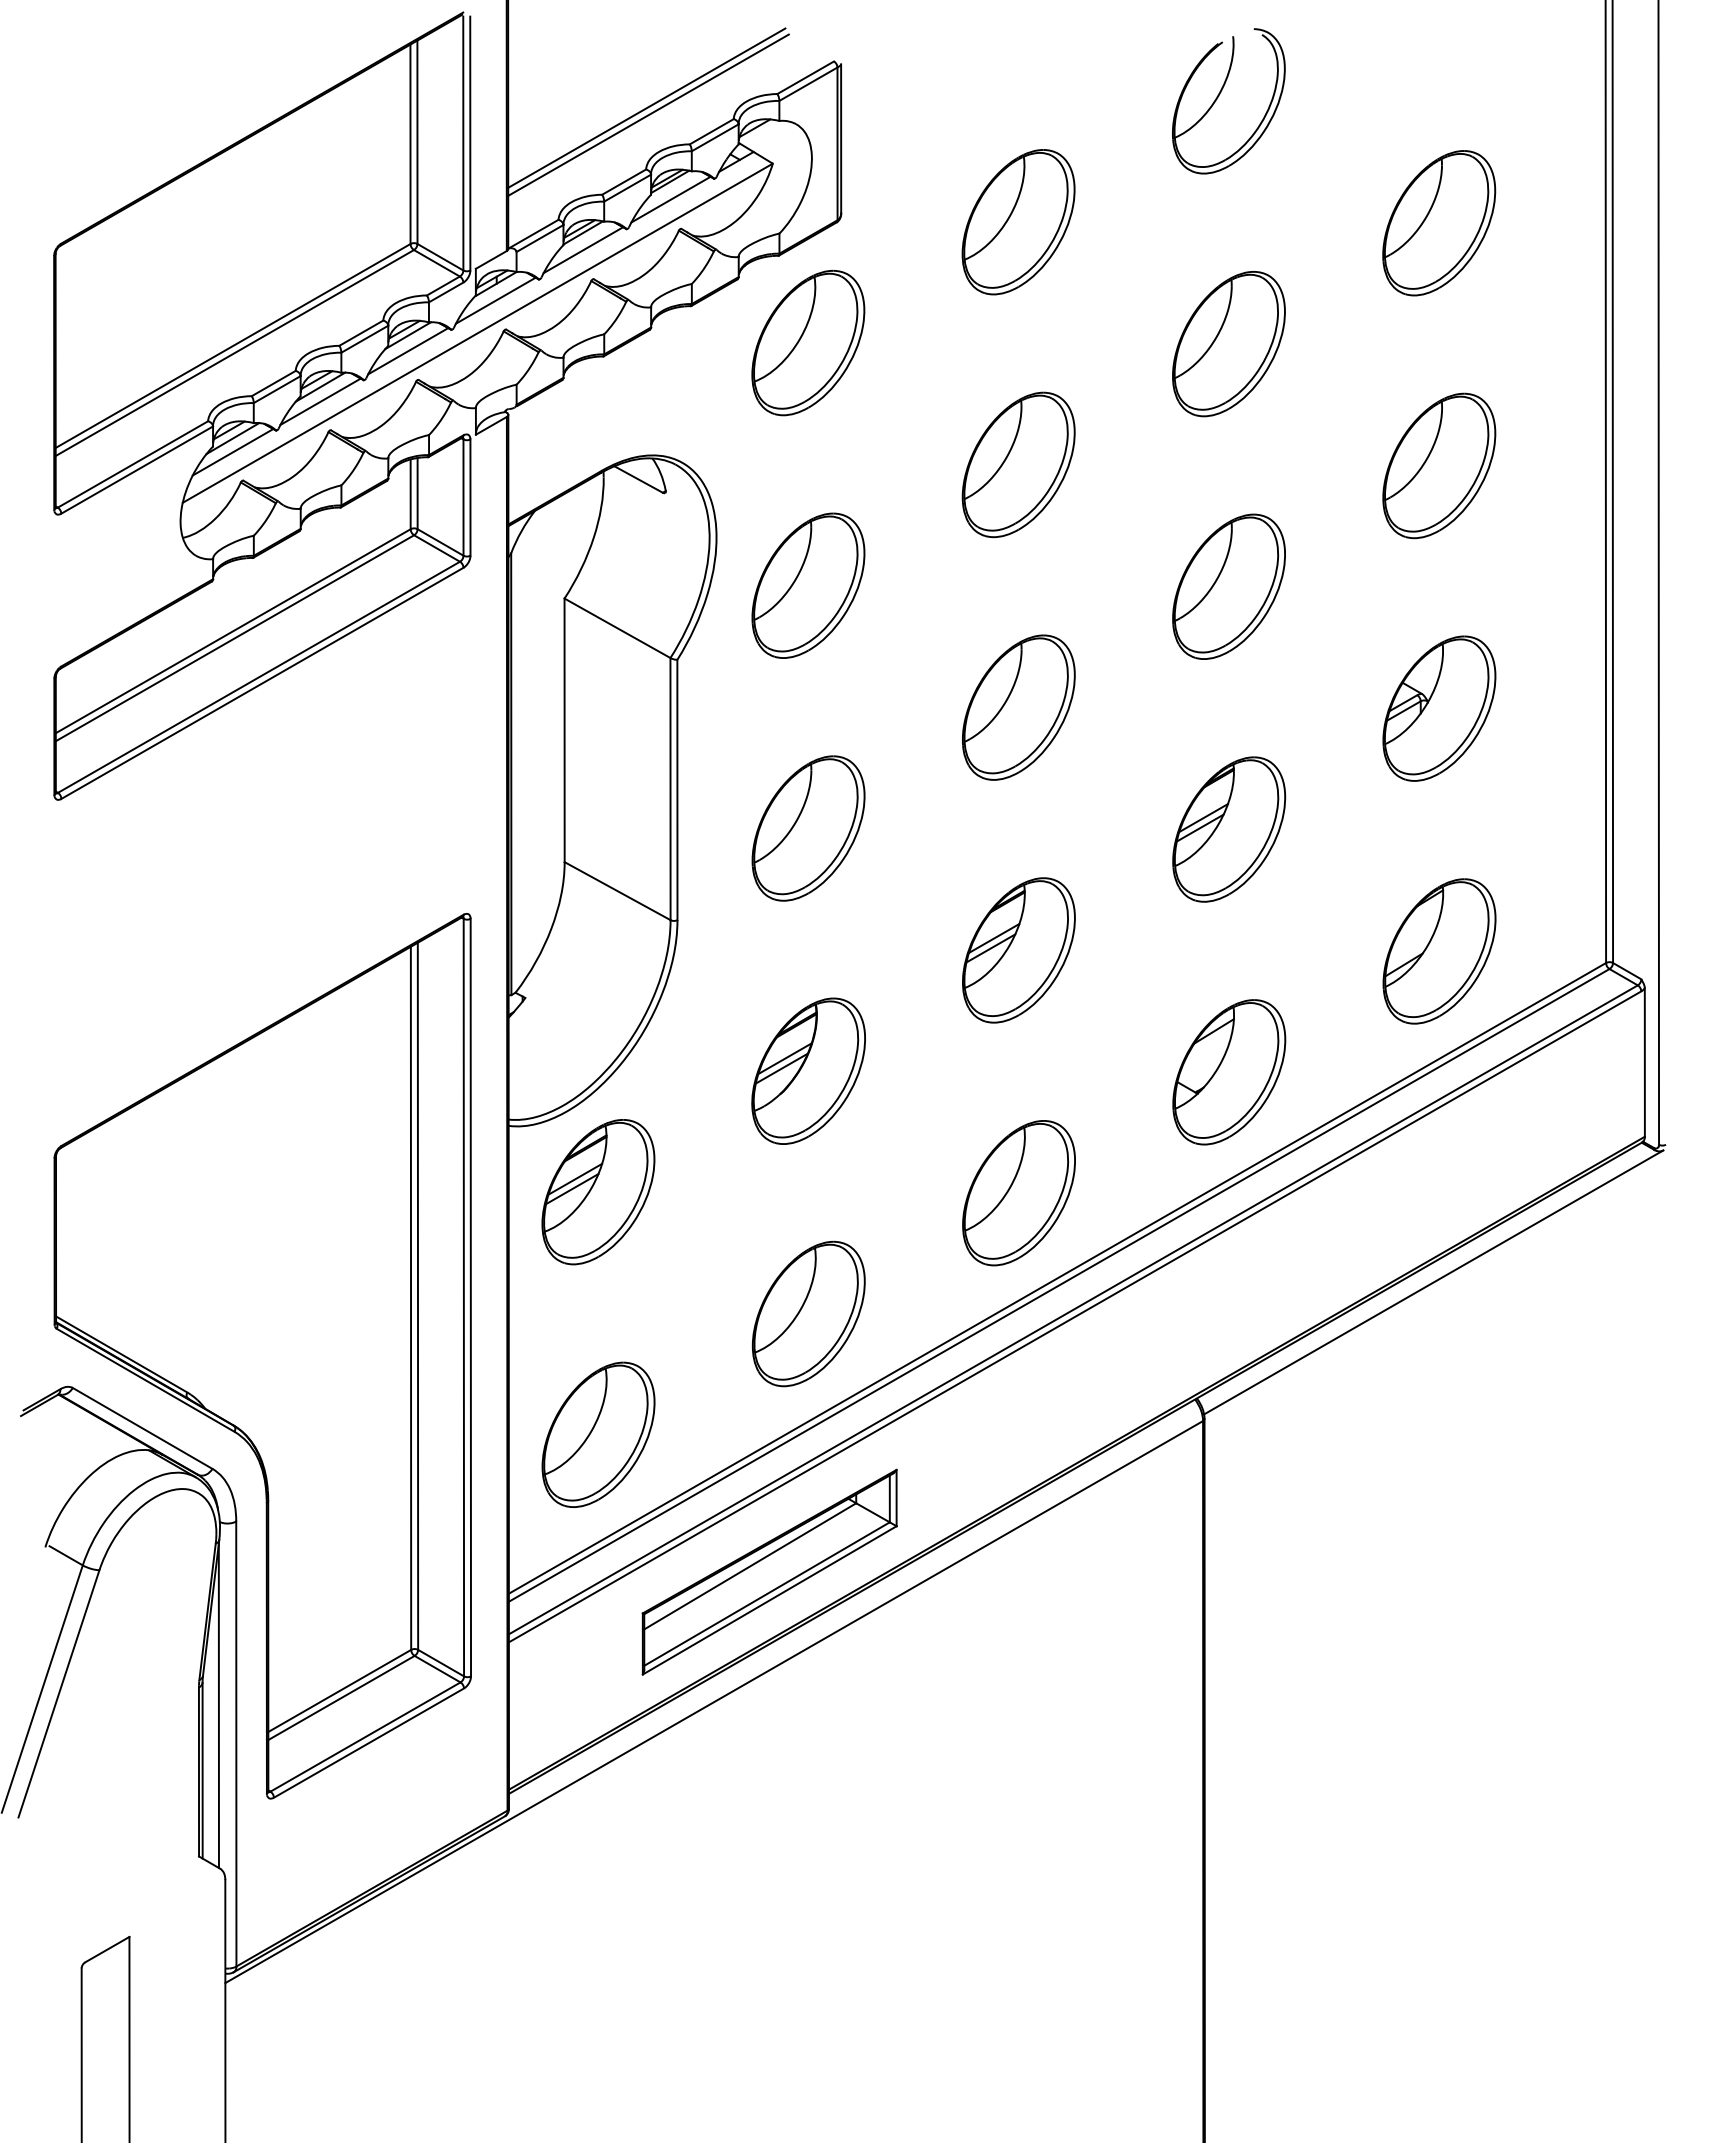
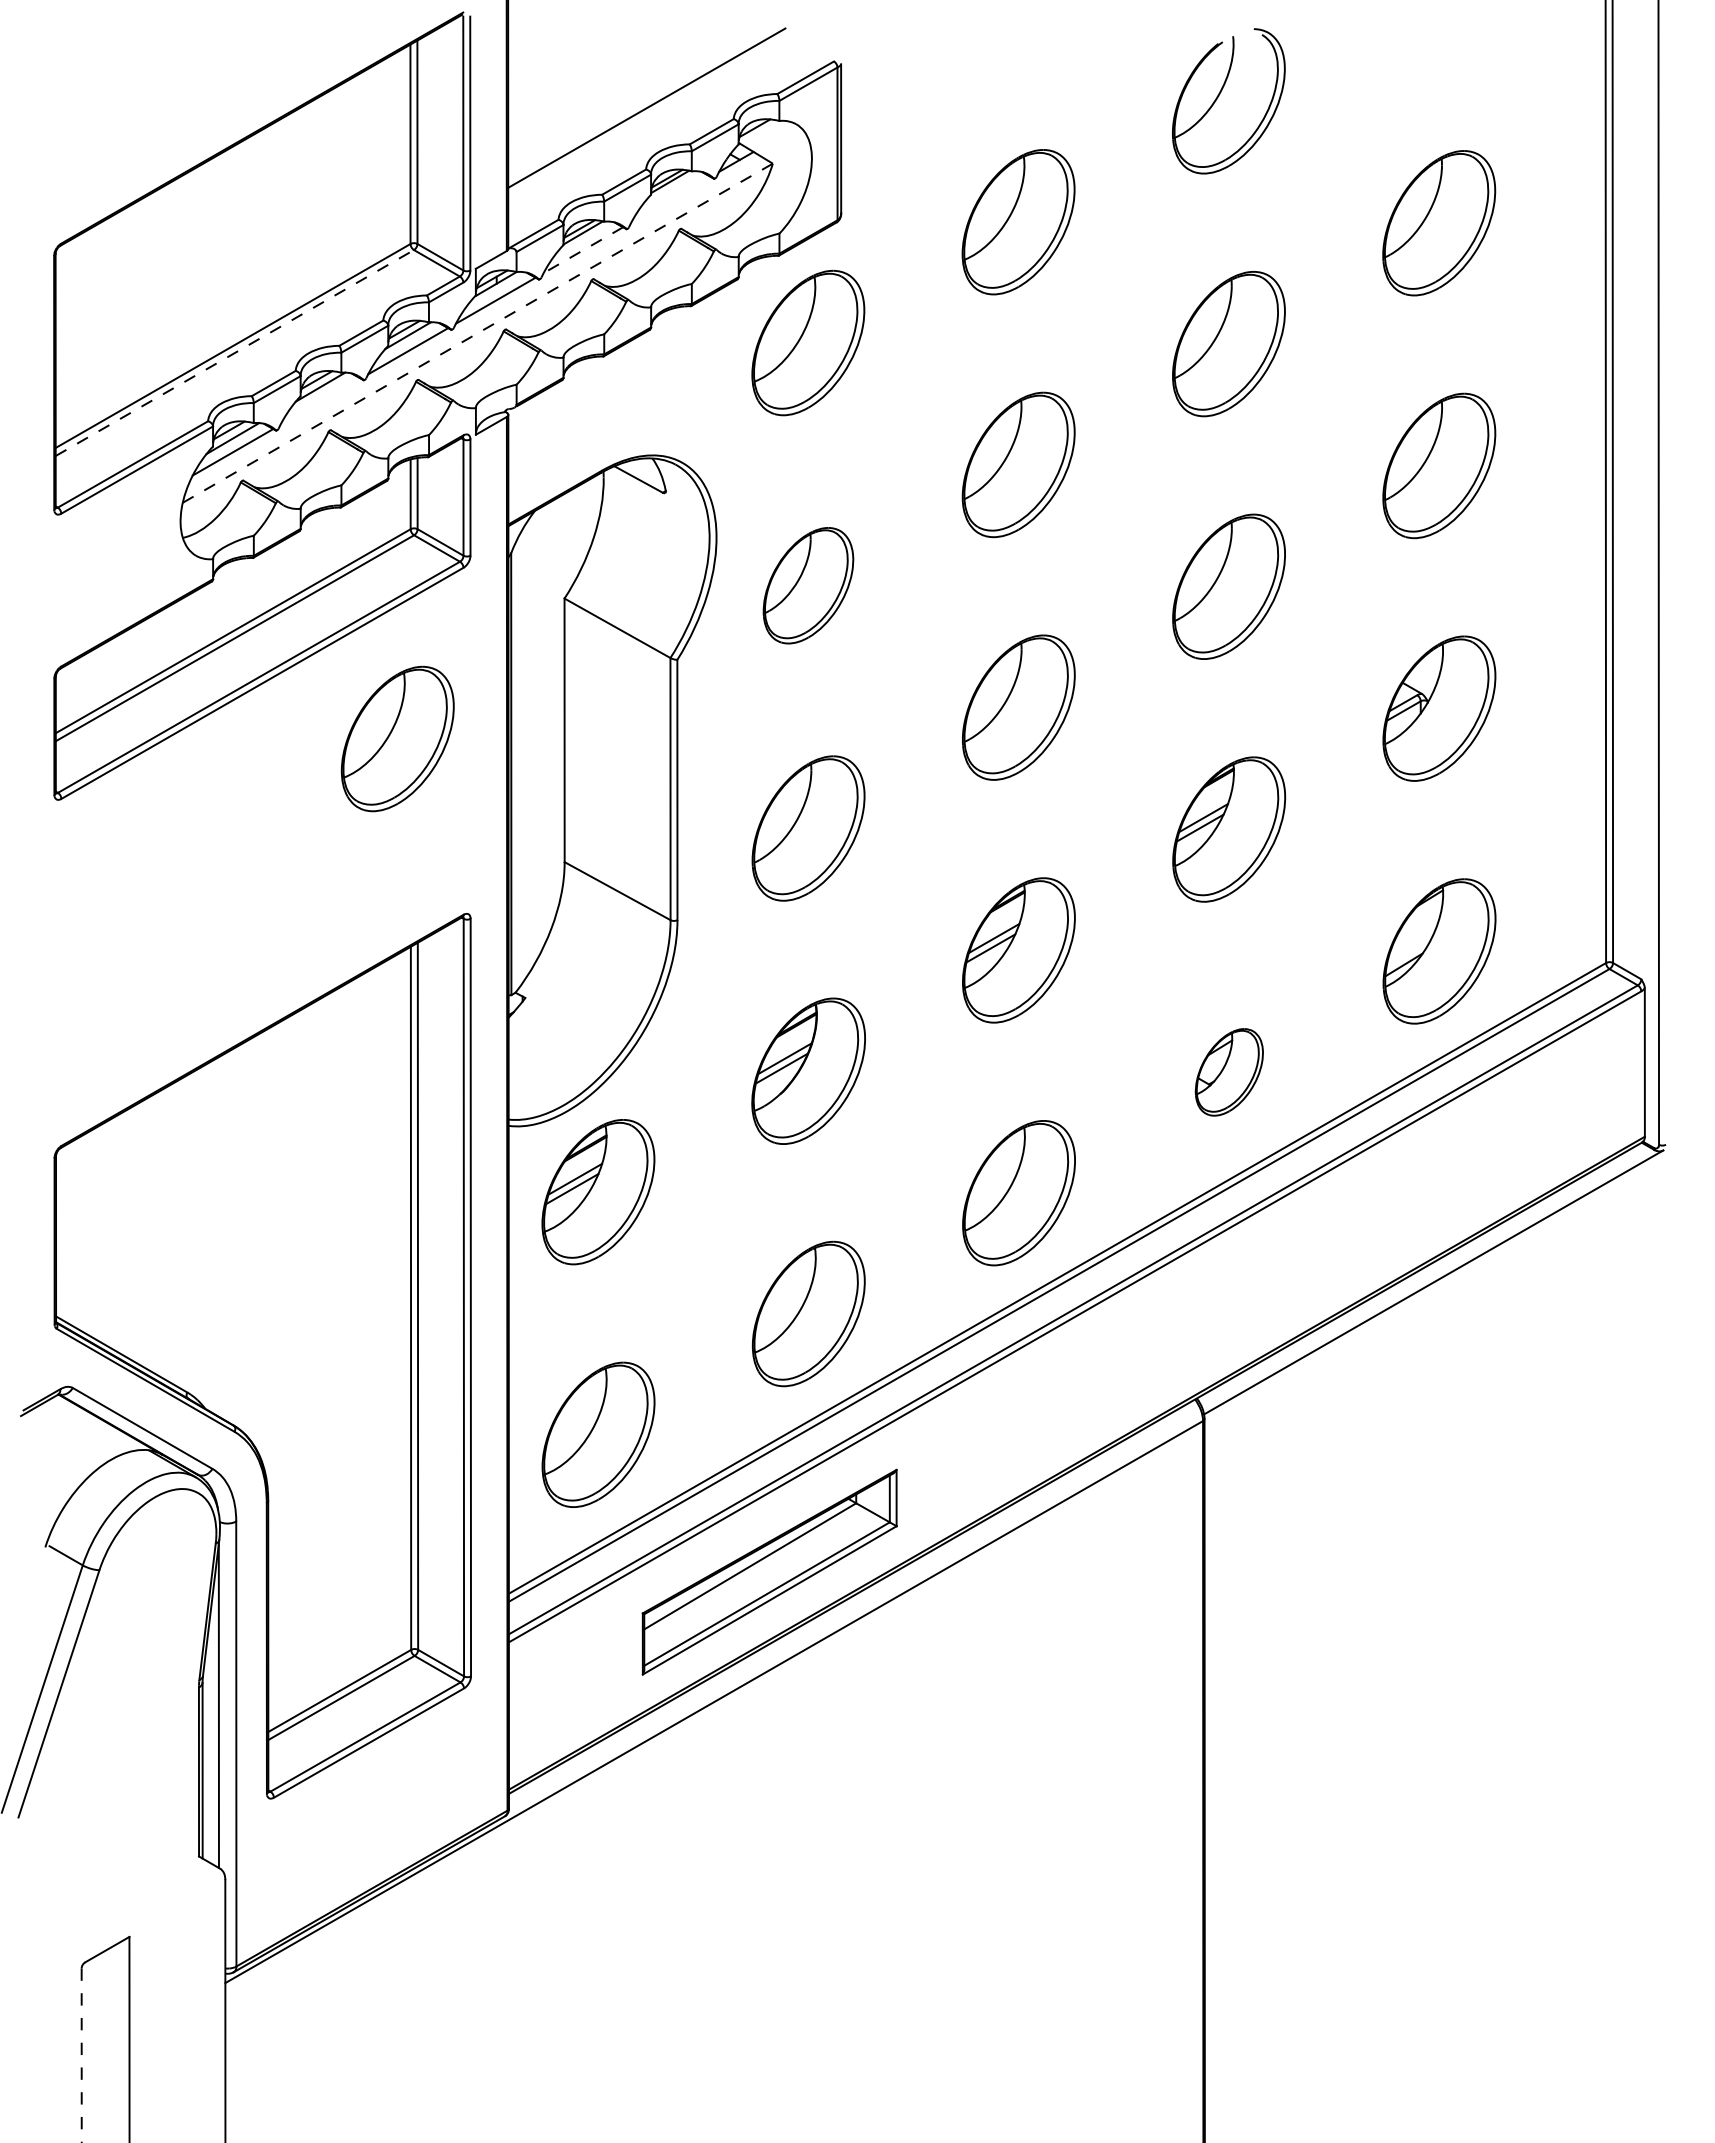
line: present -> none (648, 114)
line: present -> none (670, 199)
line: solid -> dashed (583, 250)
line: solid -> dashed (477, 333)
line: solid -> dashed (234, 353)
line: present -> none (320, 401)
part size: 115x147 px -> 93x118 px (808, 585)
part: none -> present (397, 738)
part size: 115x147 px -> 70x89 px (1228, 1072)
line: solid -> dashed (81, 2055)
